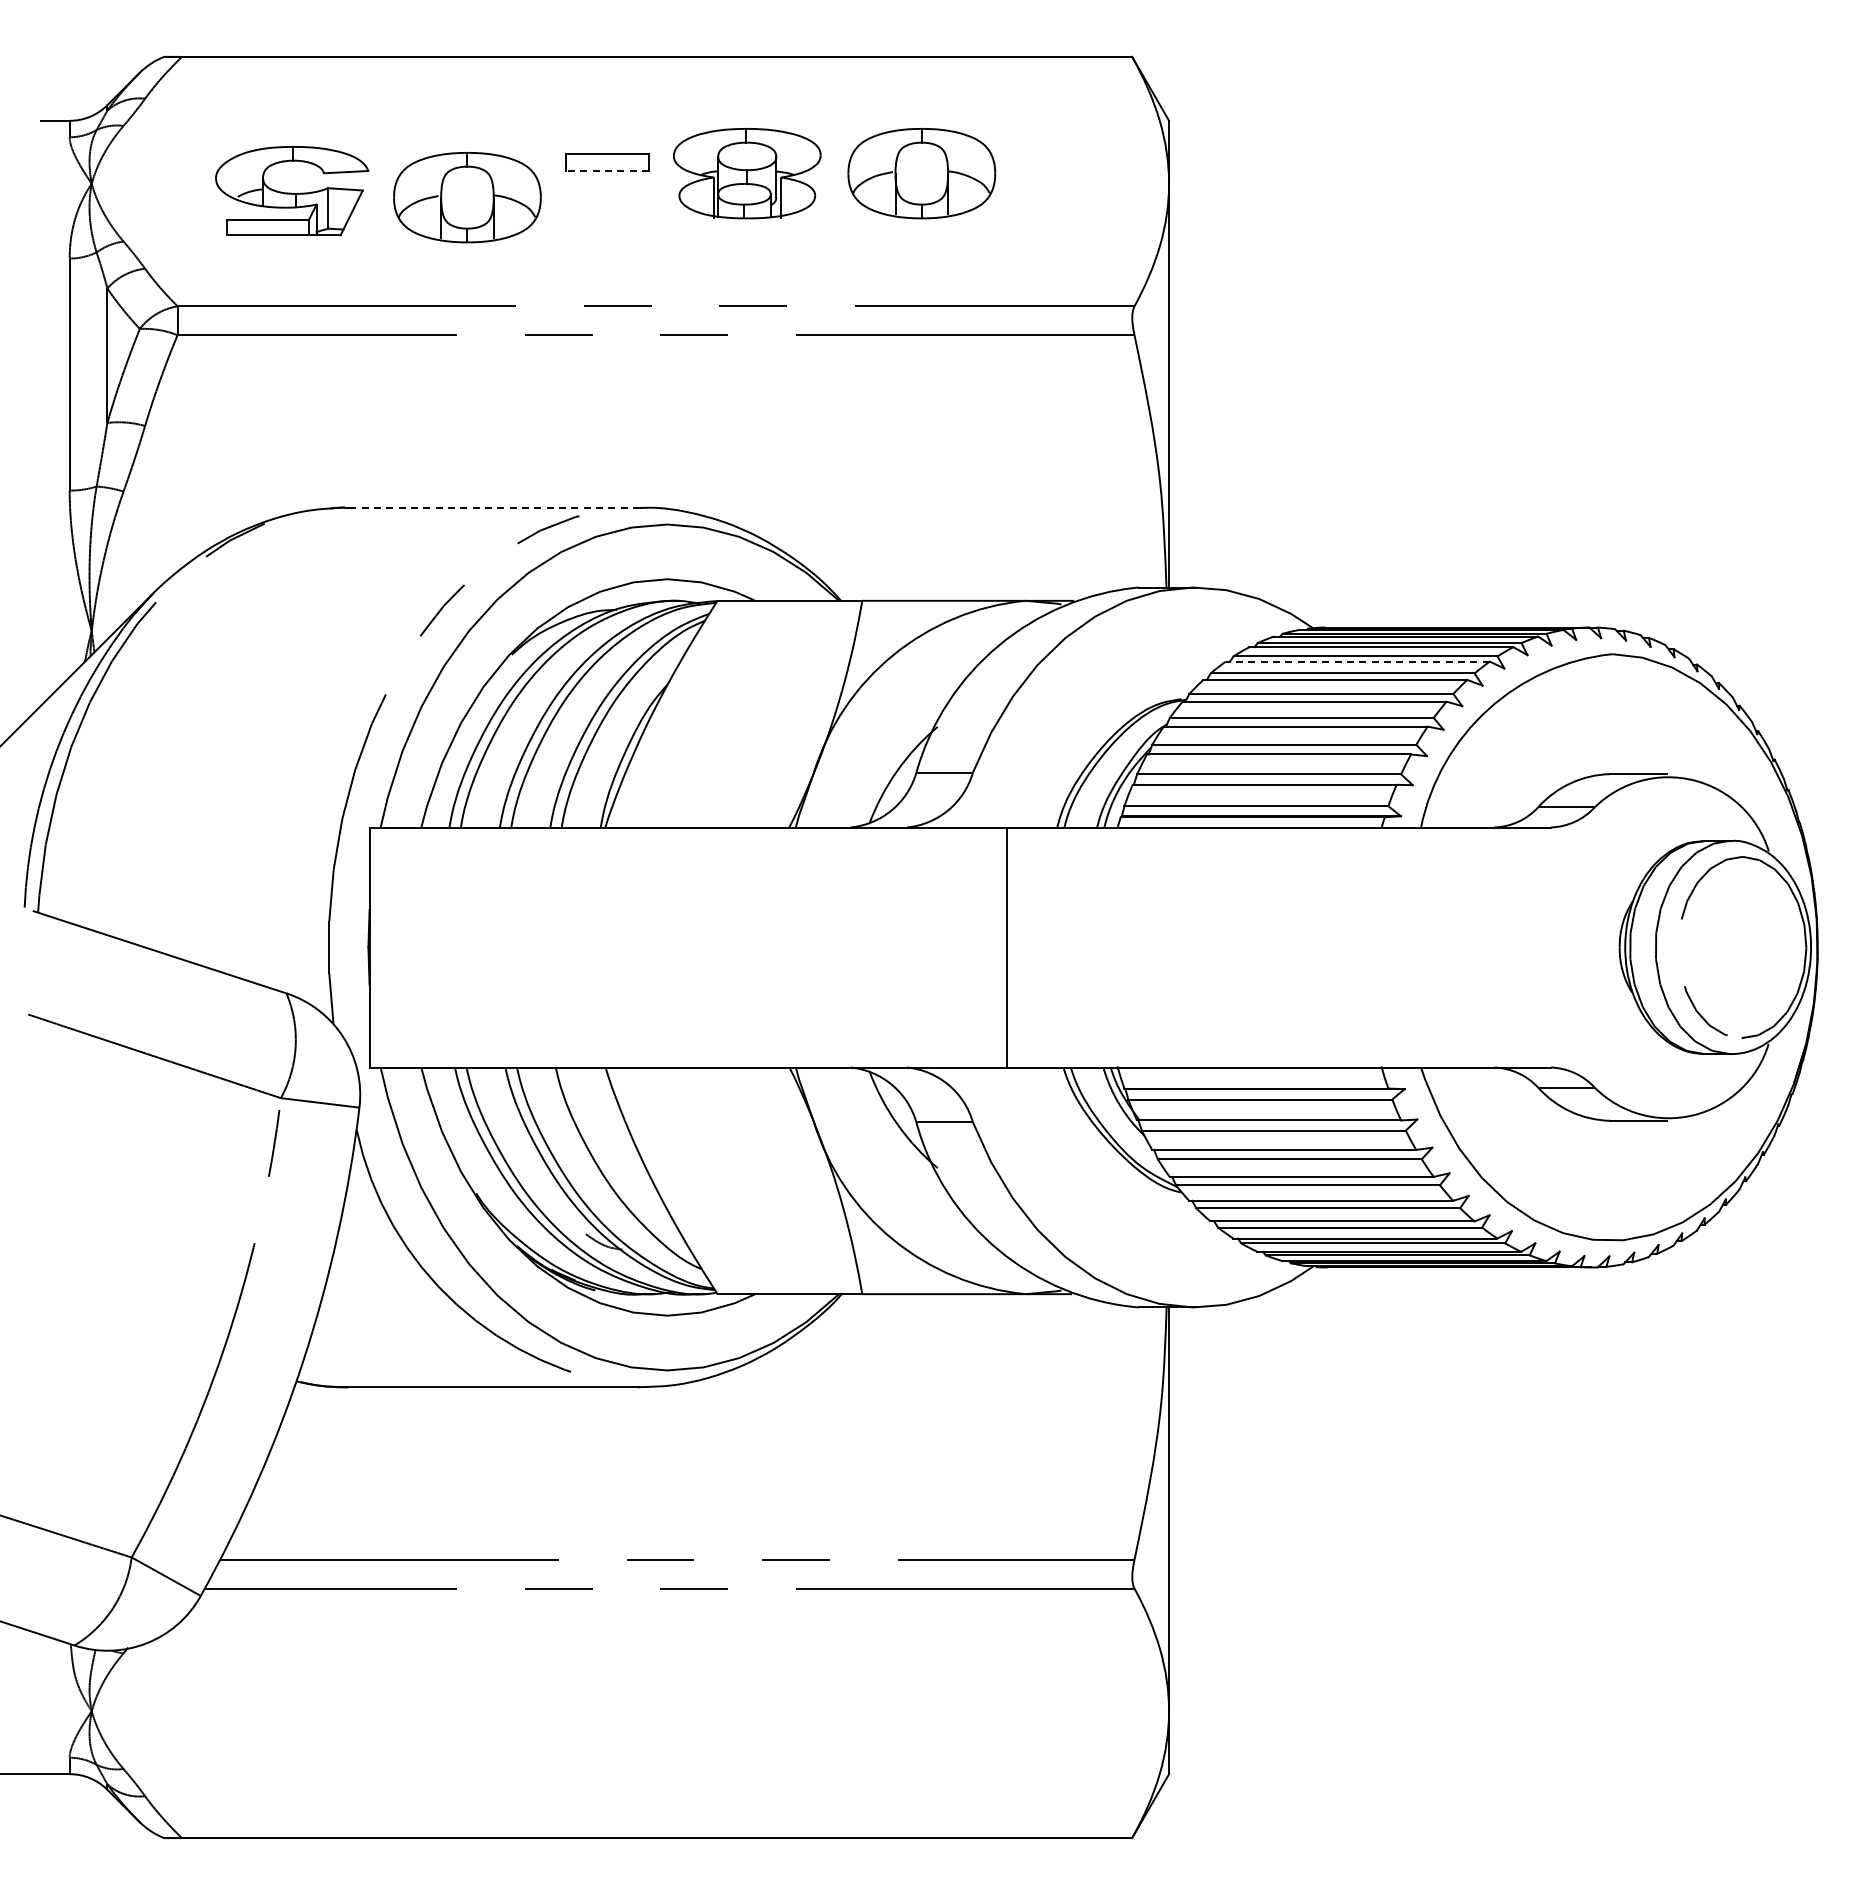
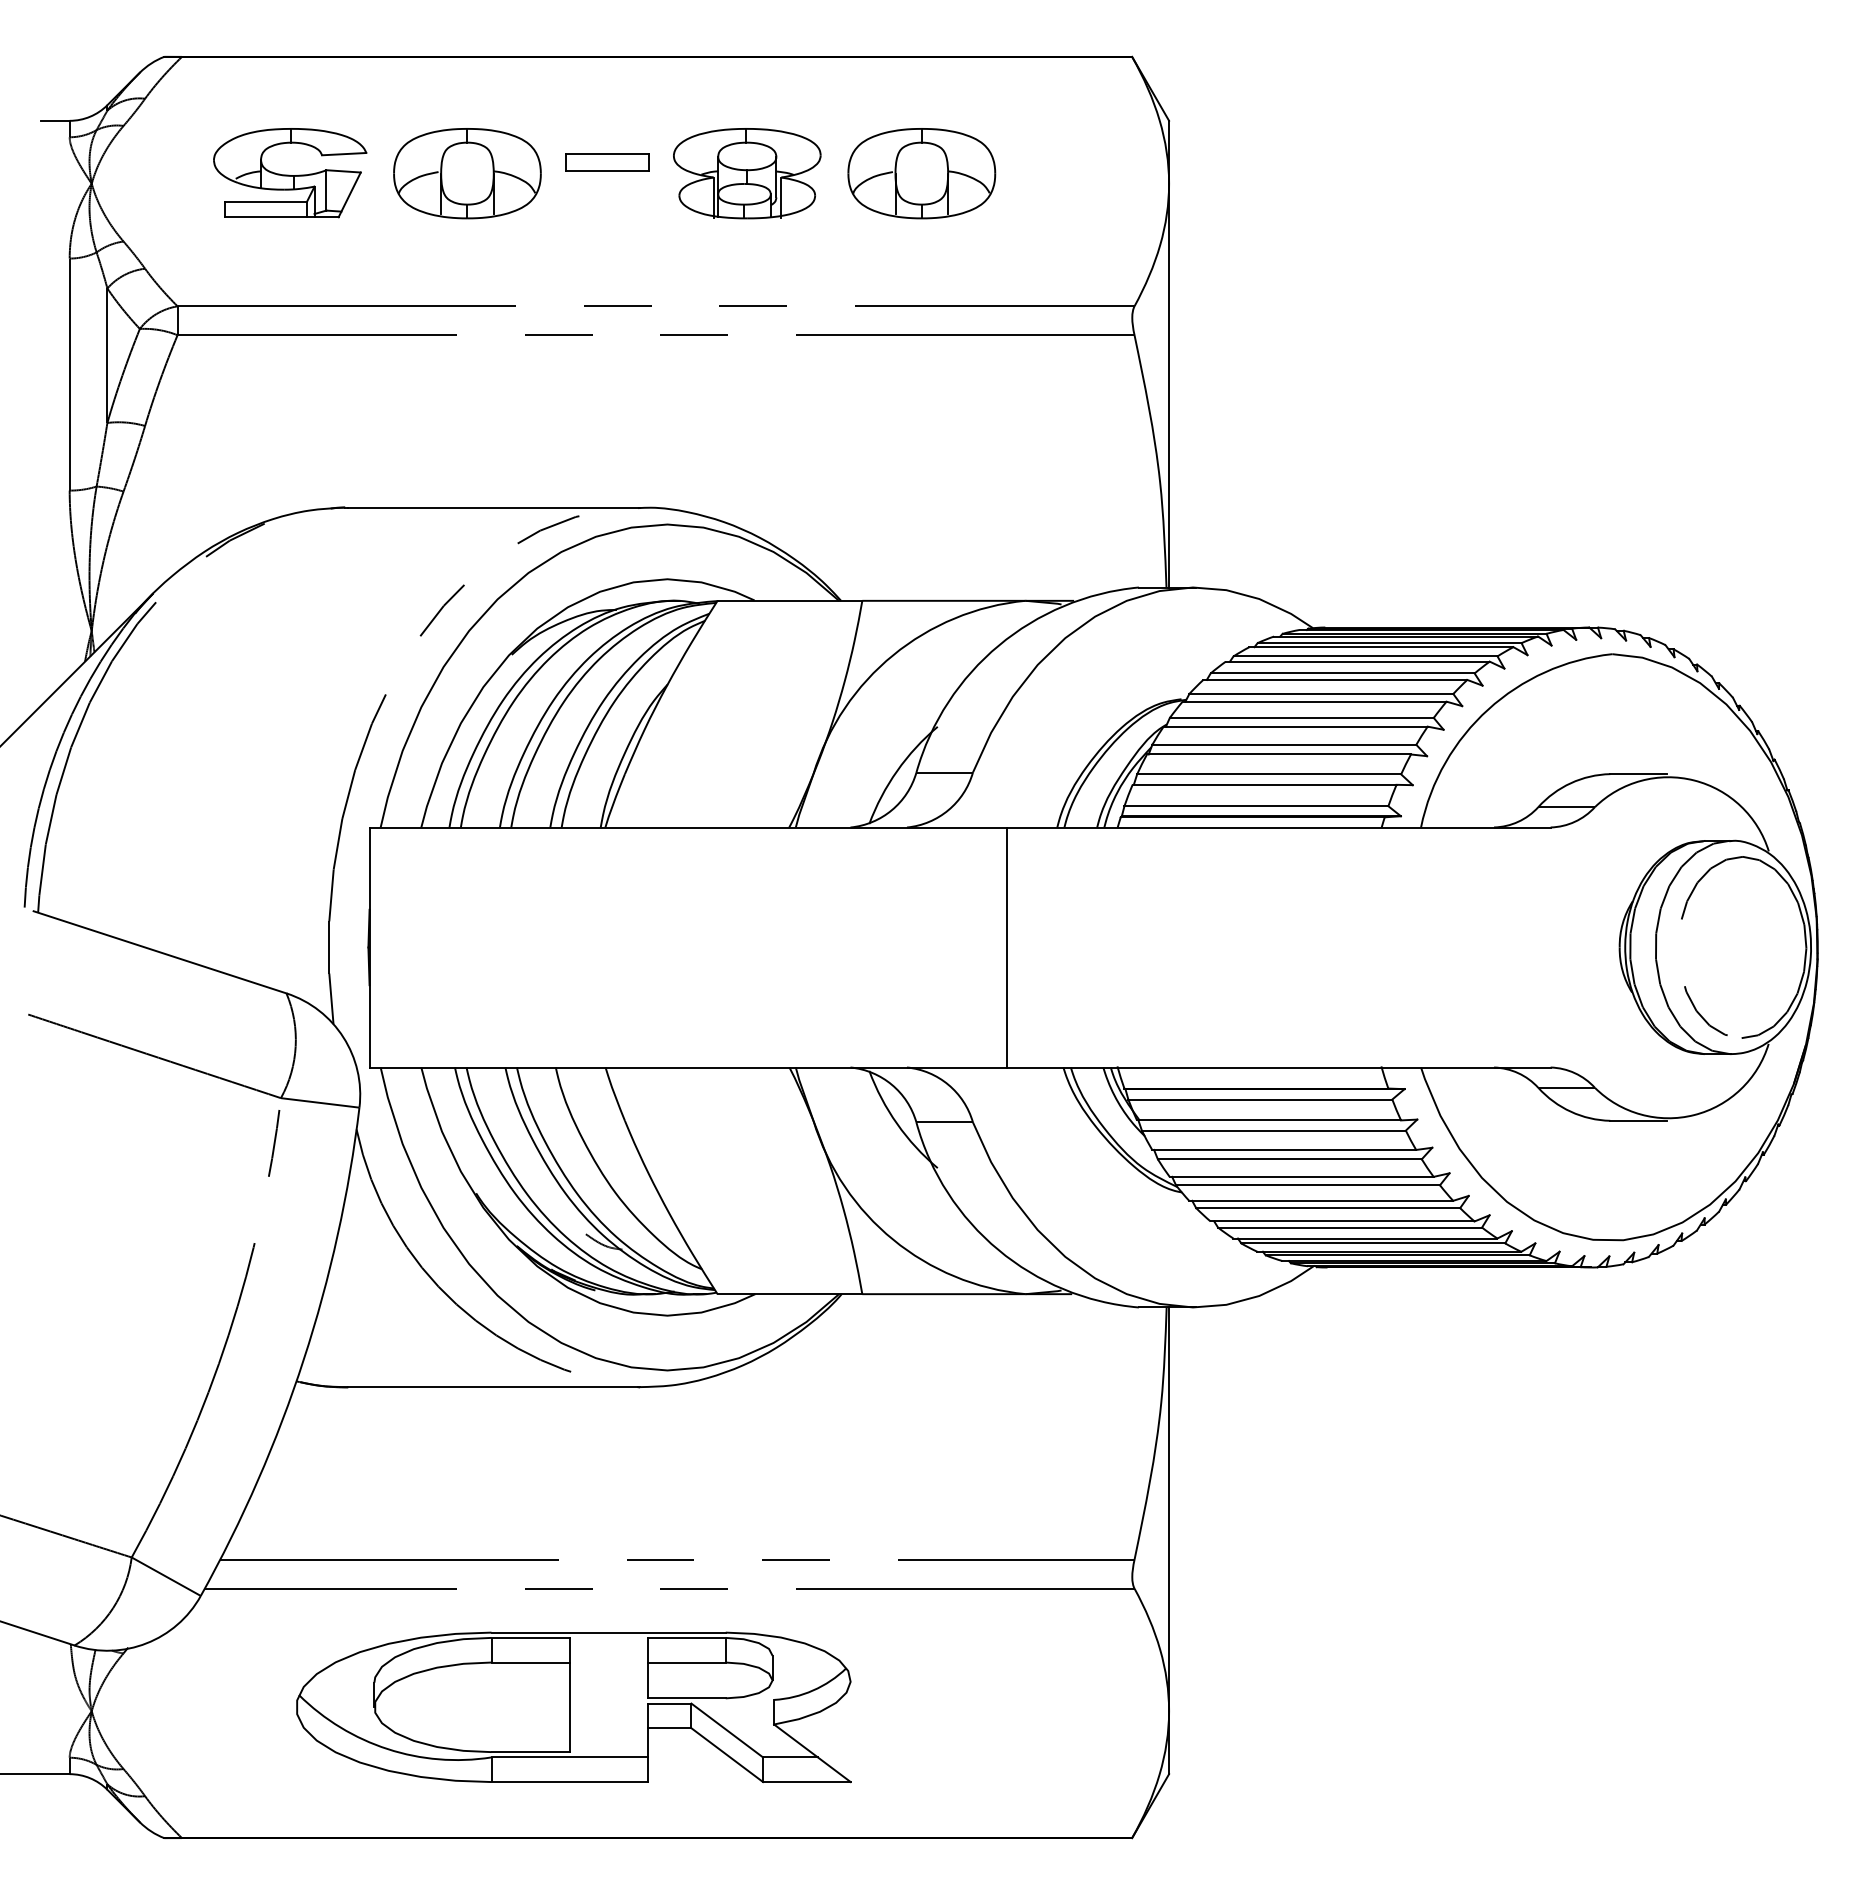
line: dashed -> solid (607, 171)
part position: (292, 191) -> (290, 173) (290, 173)
part position: (467, 197) -> (467, 173) (467, 173)
line: dashed -> solid (494, 507)
line: dashed -> solid (1357, 661)
part: none -> present (573, 1707)
